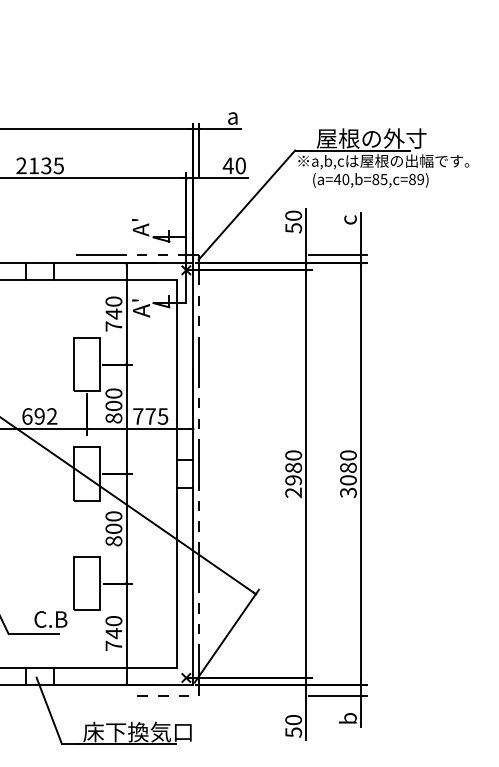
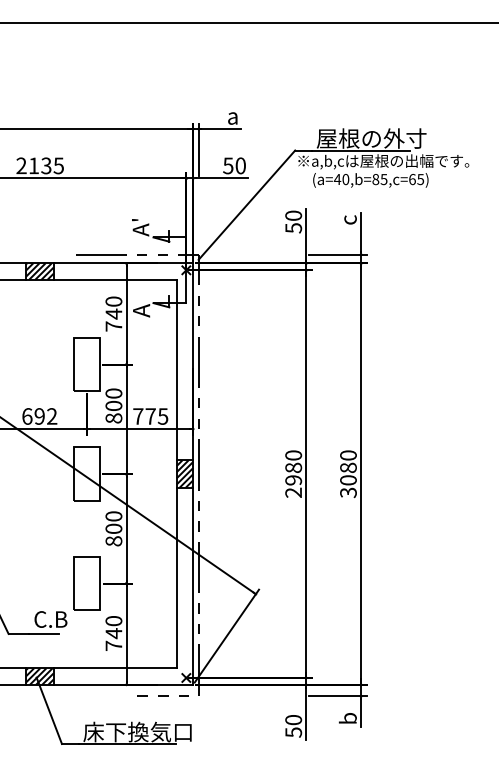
line: none -> present (248, 23)
text: 40 -> 50 (227, 165)
text: (a=40,b=85,c=89) -> (a=40,b=85,c=65) (416, 178)
hatch: none -> present (39, 271)
text: A' -> A (135, 300)
hatch: none -> present (184, 473)
hatch: none -> present (39, 676)
